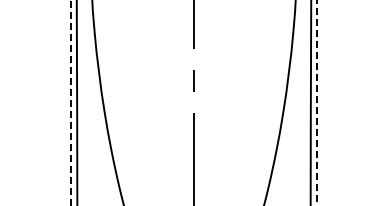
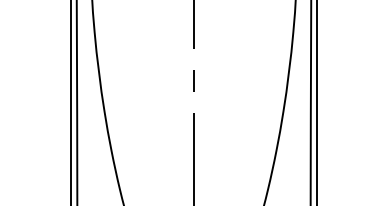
line: dashed -> solid (317, 102)
line: dashed -> solid (70, 103)
